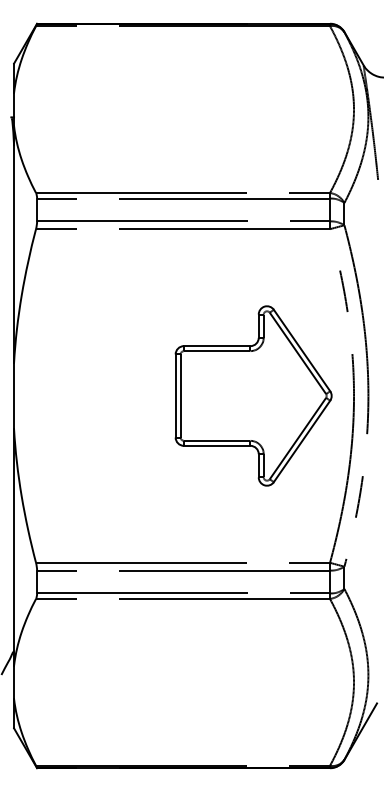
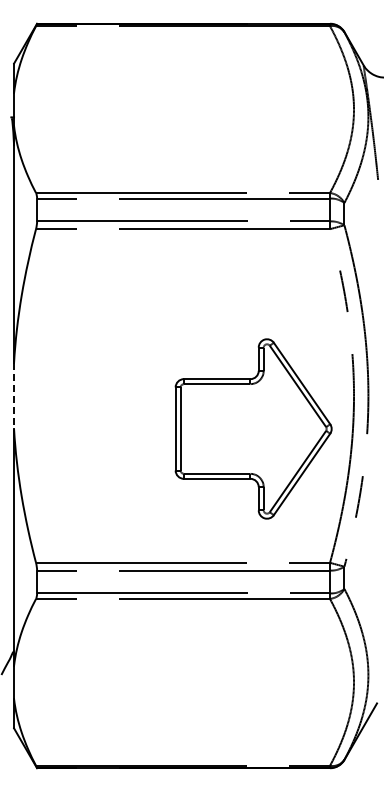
part position: (253, 395) -> (253, 428) (253, 428)
line: solid -> dashed (14, 396)
